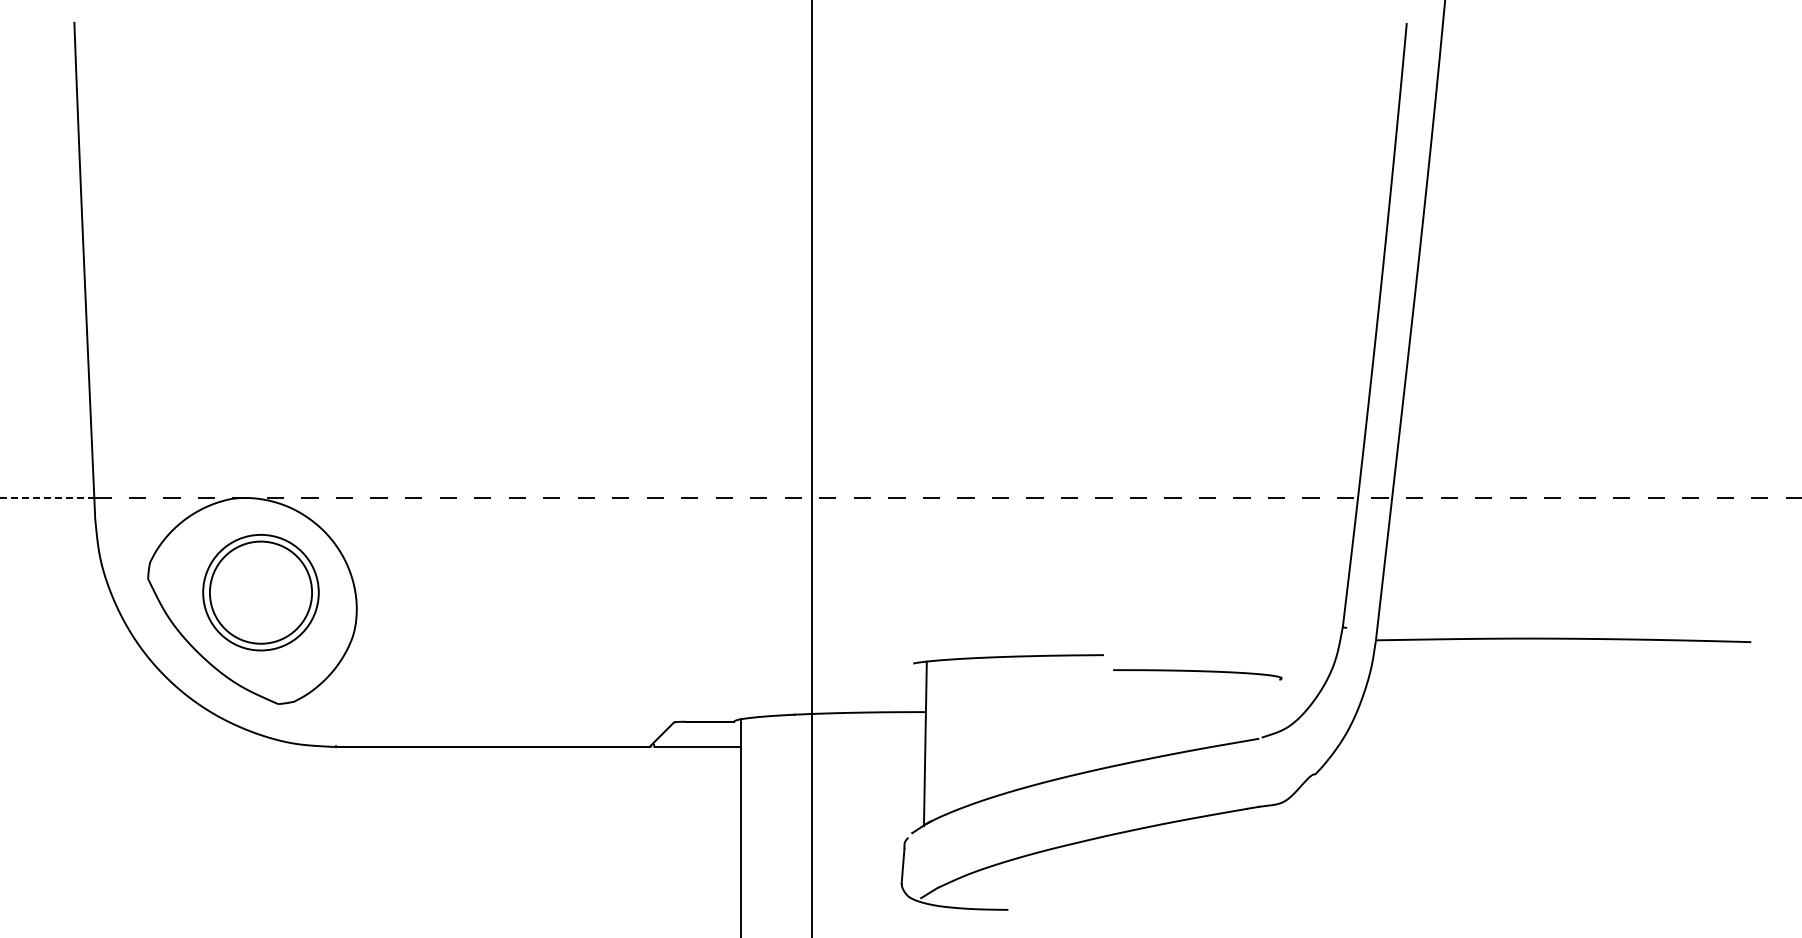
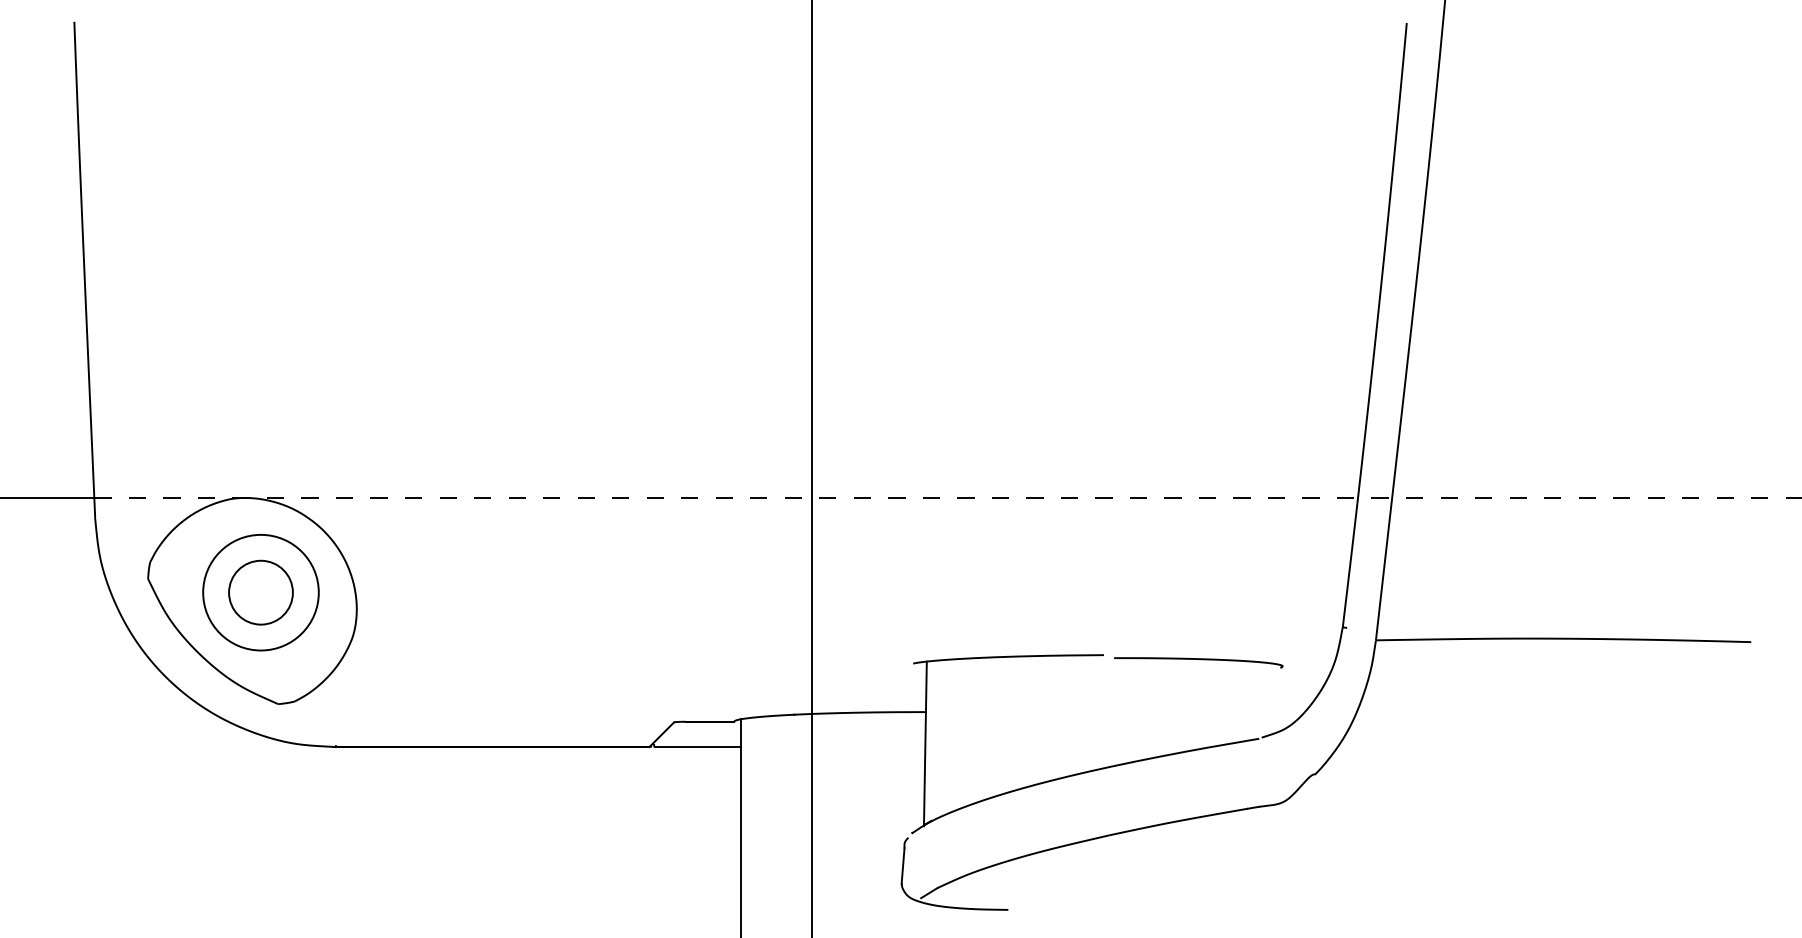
line: dashed -> solid (47, 497)
circle diameter: 102 px -> 64 px (260, 592)
part position: (1197, 674) -> (1198, 662) (1198, 662)
